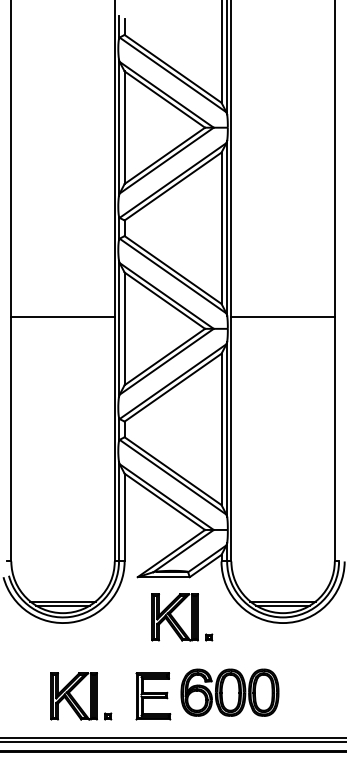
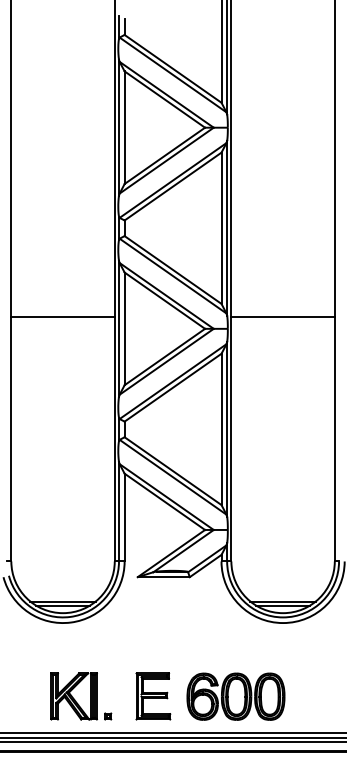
part: present -> none (182, 617)
part position: (229, 692) -> (235, 696) (235, 696)
line: none -> present (172, 732)
